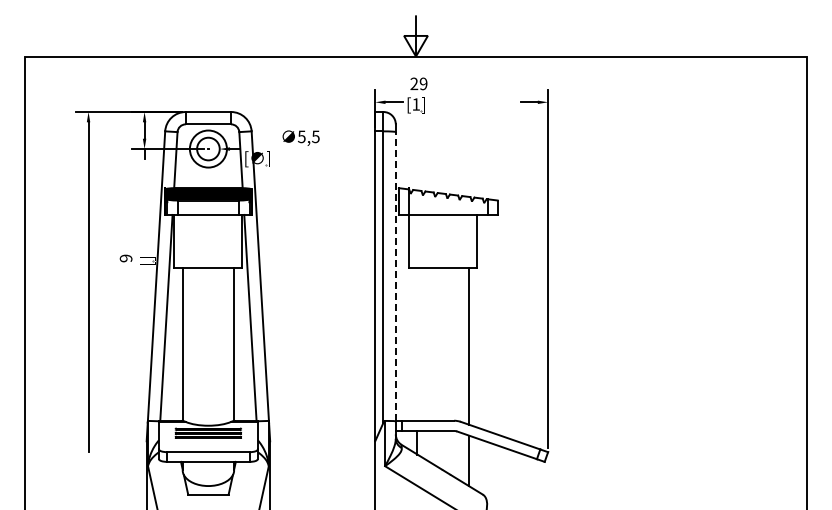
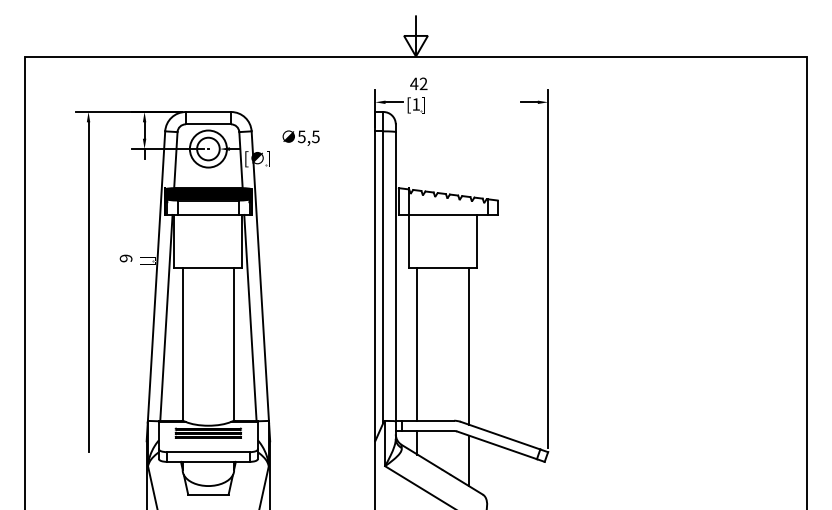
text: 29 -> 42 (418, 83)
line: dashed -> solid (395, 276)
line: none -> present (417, 344)
